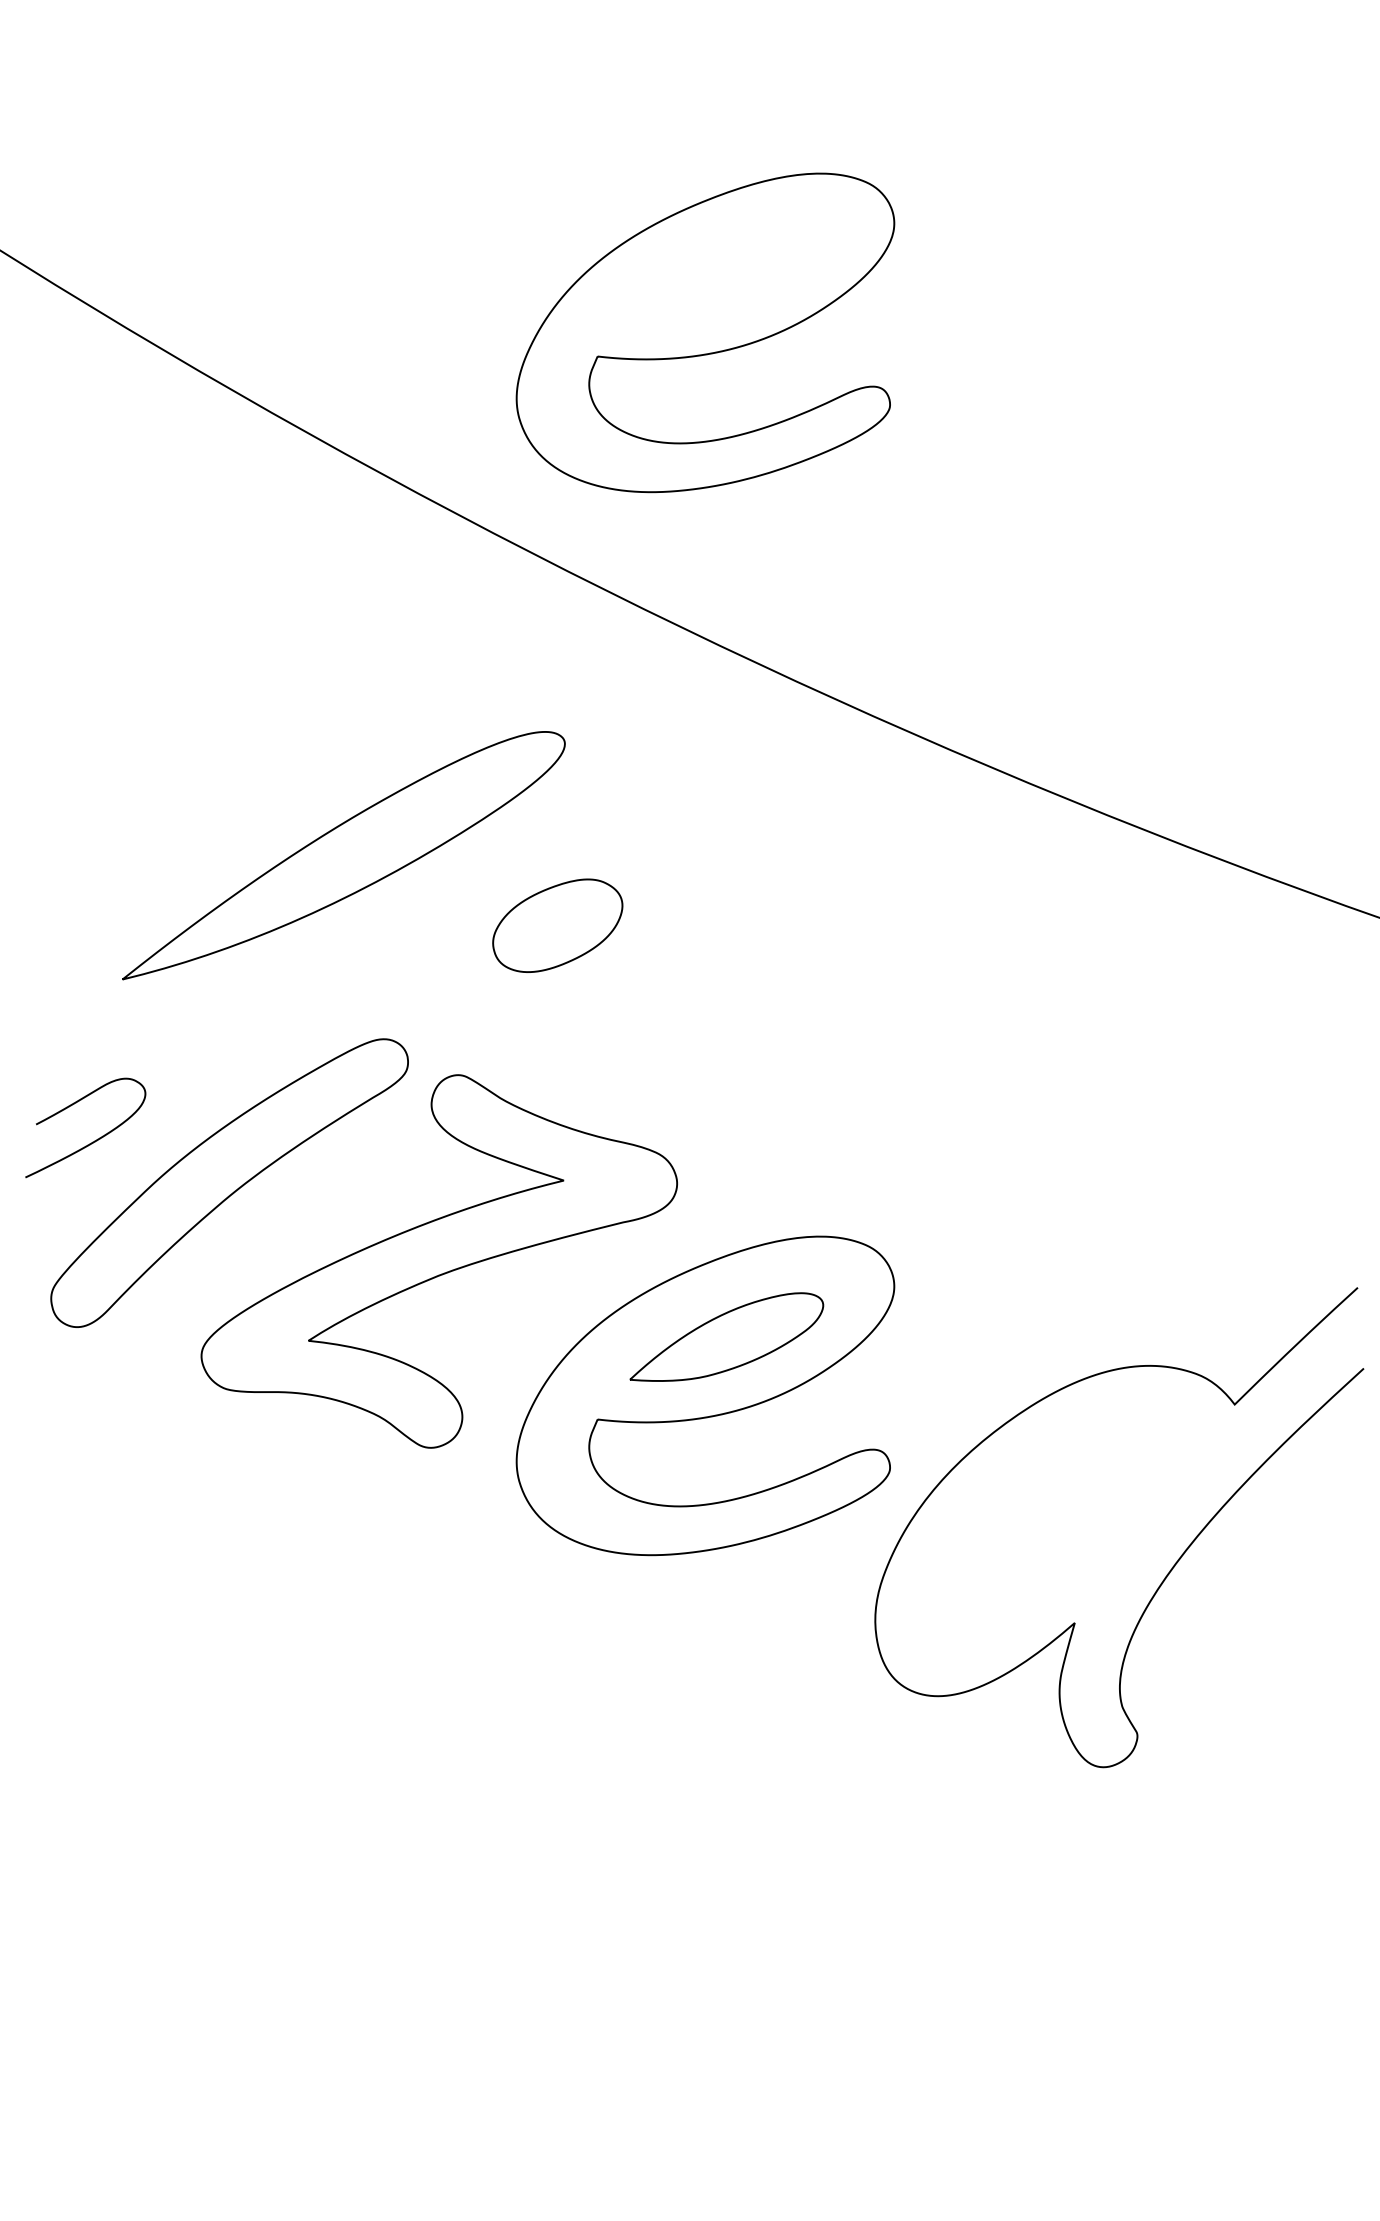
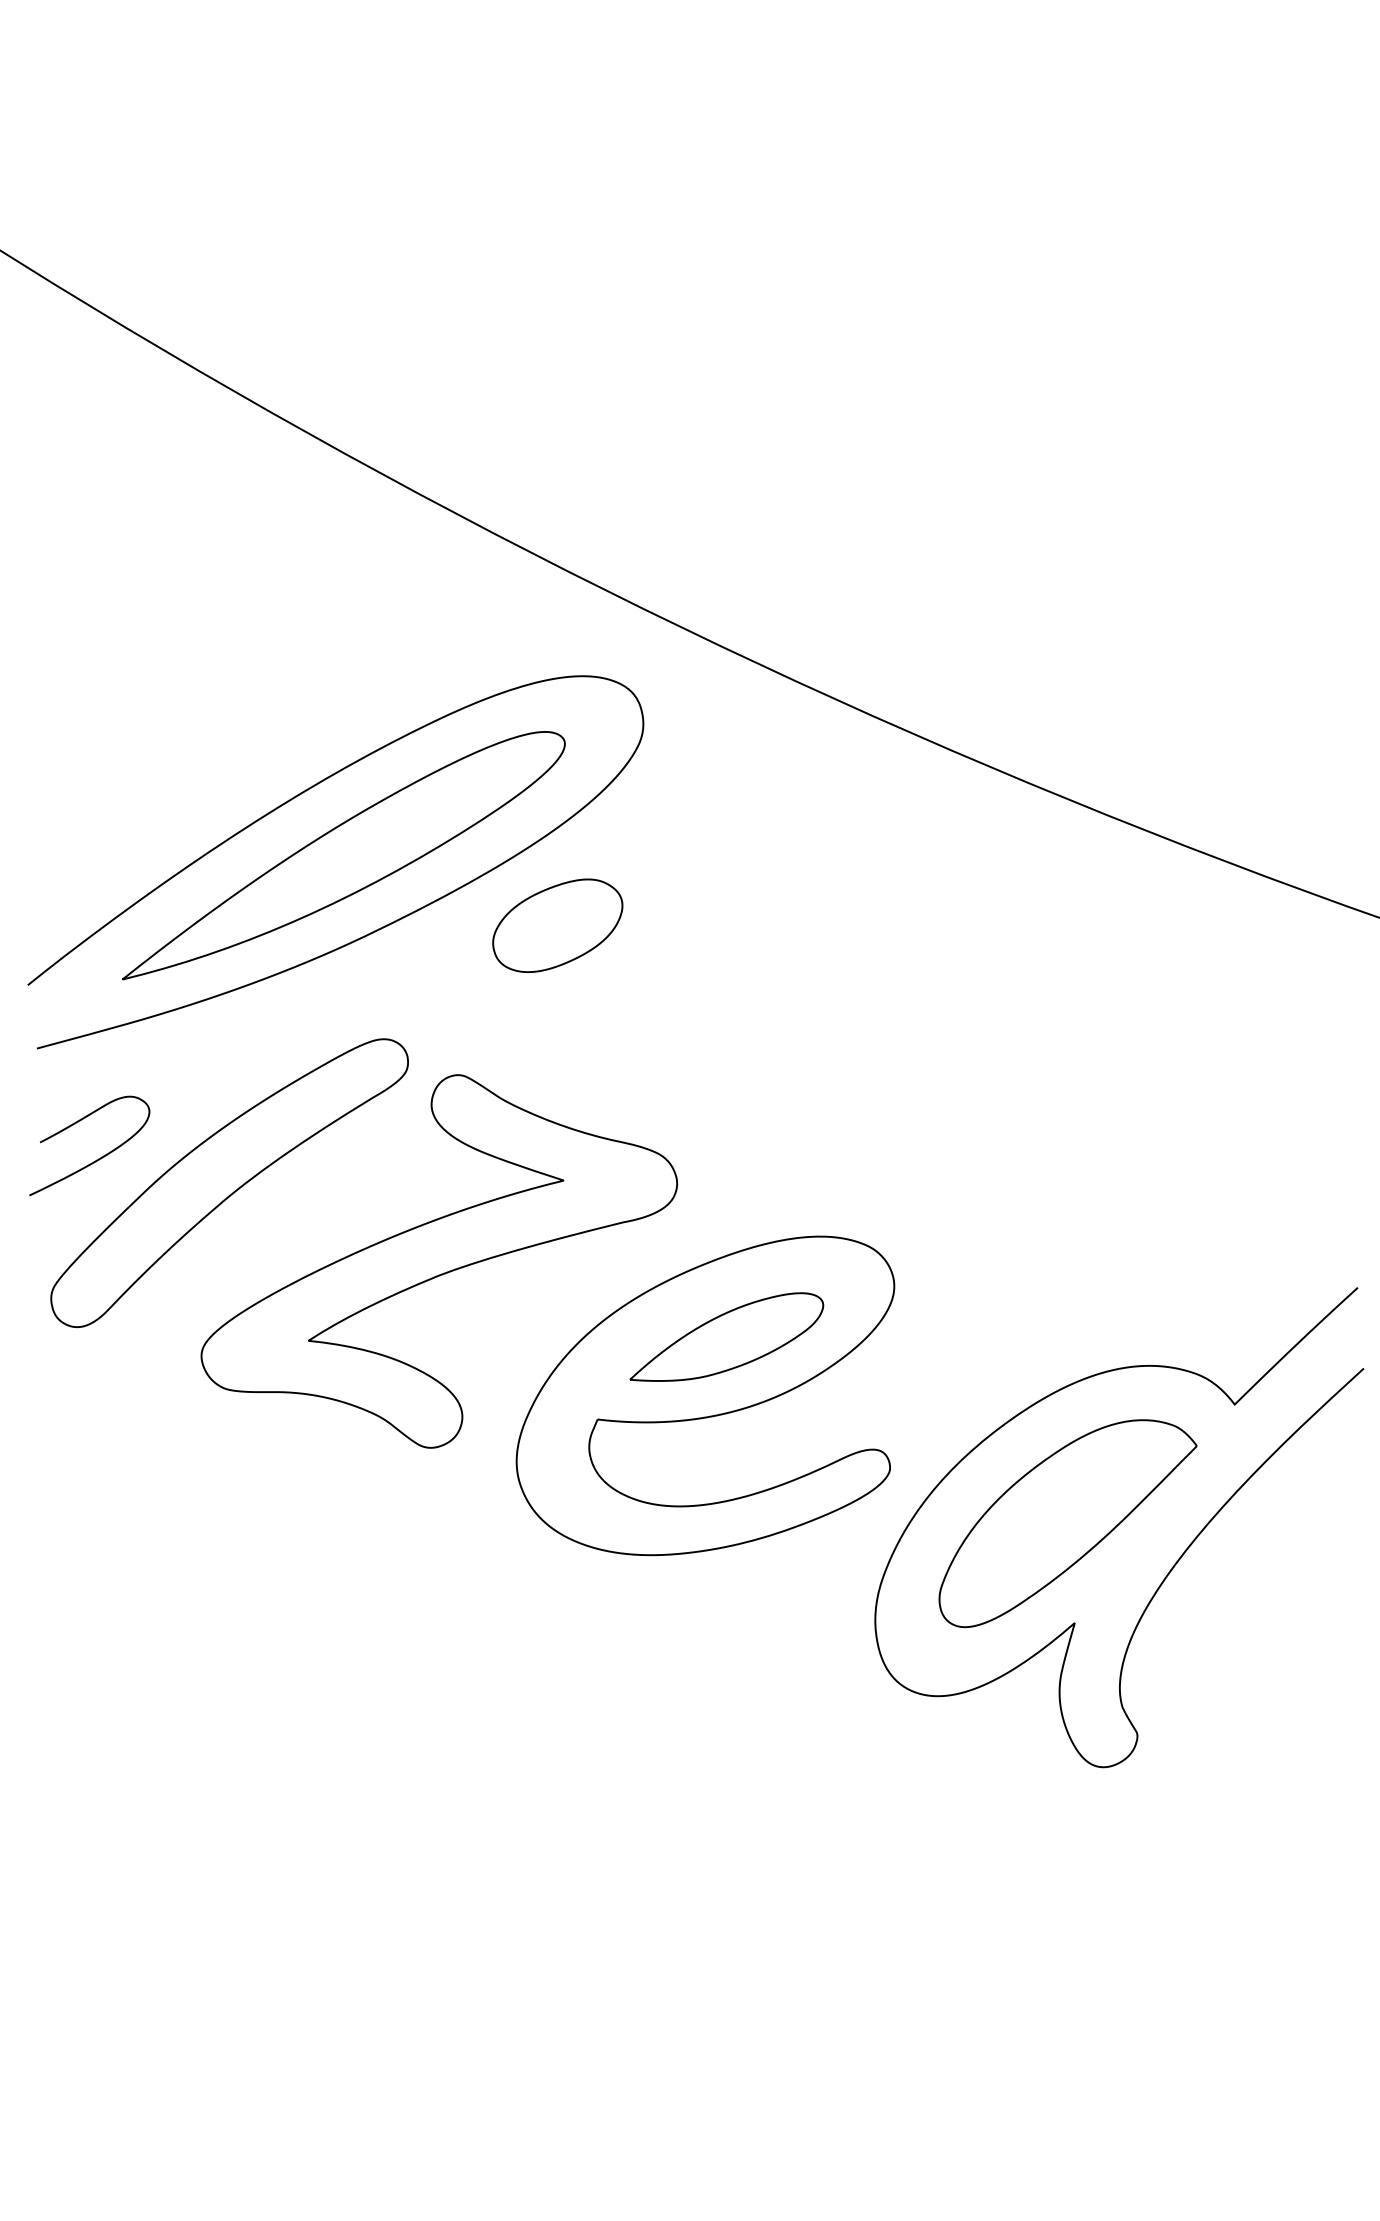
part: present -> none (705, 332)
curve: none -> present (298, 796)
curve position: (92, 1141) -> (96, 1159) (96, 1159)
part: none -> present (1067, 1523)
